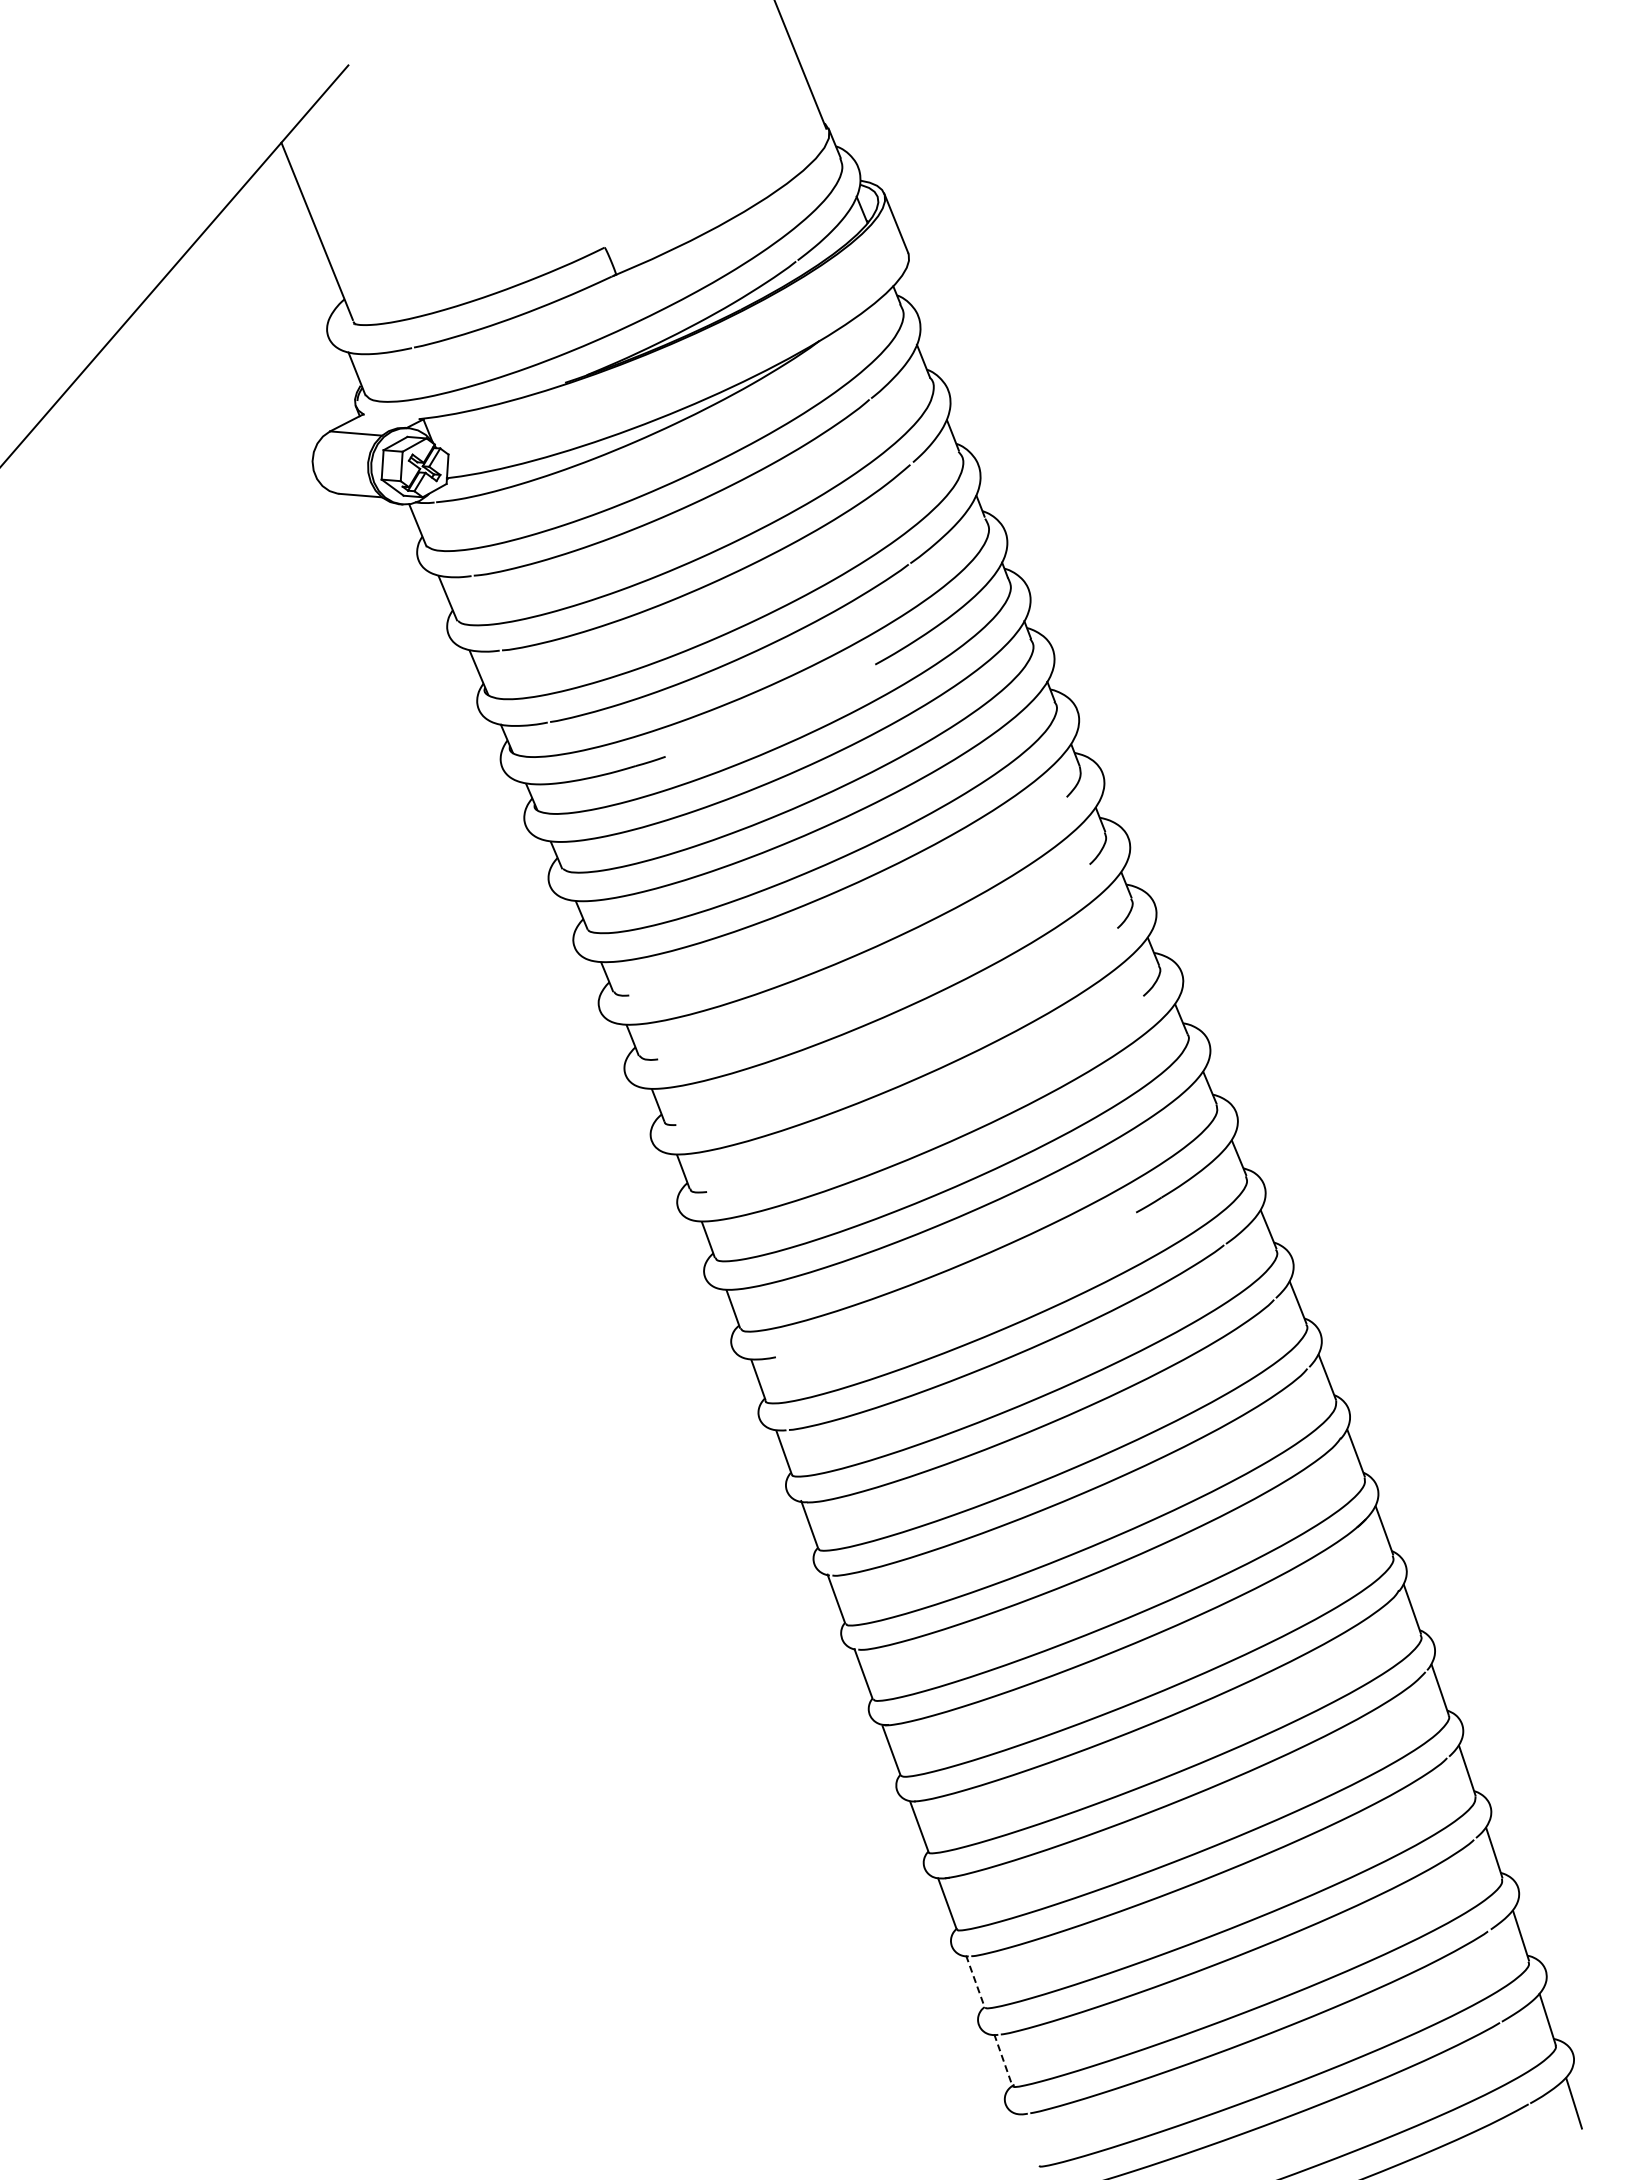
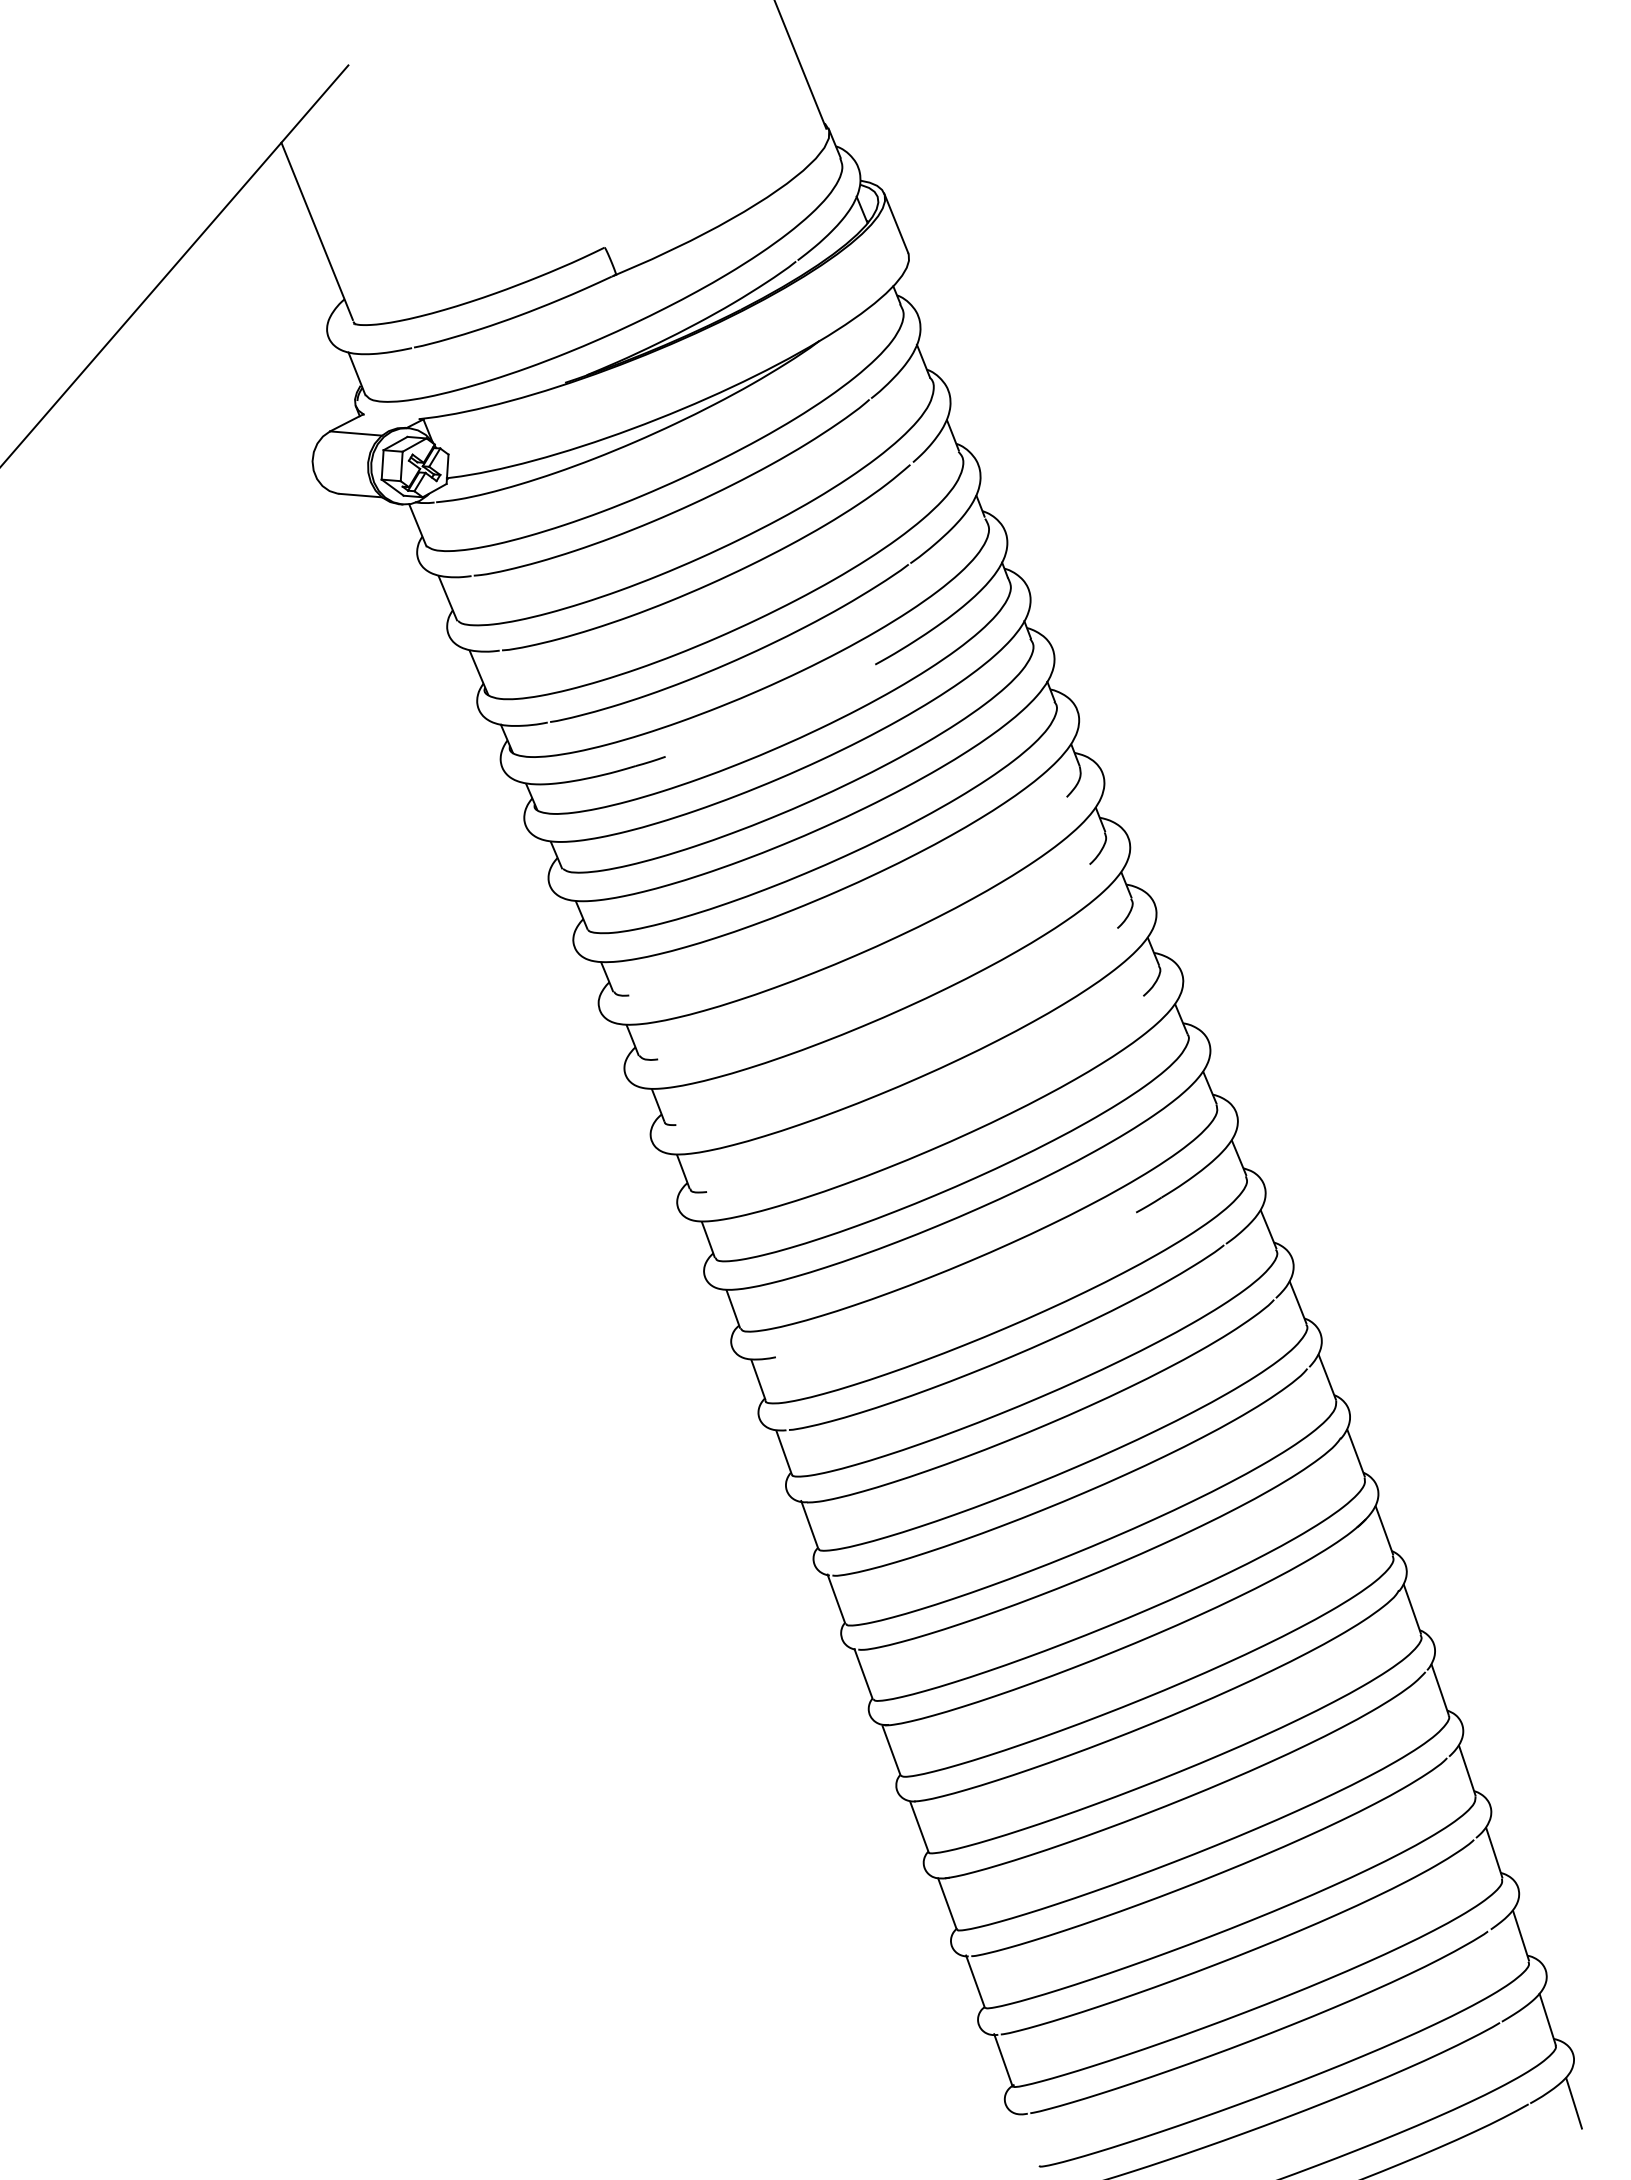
line: dashed -> solid (975, 1981)
line: dashed -> solid (1003, 2060)
